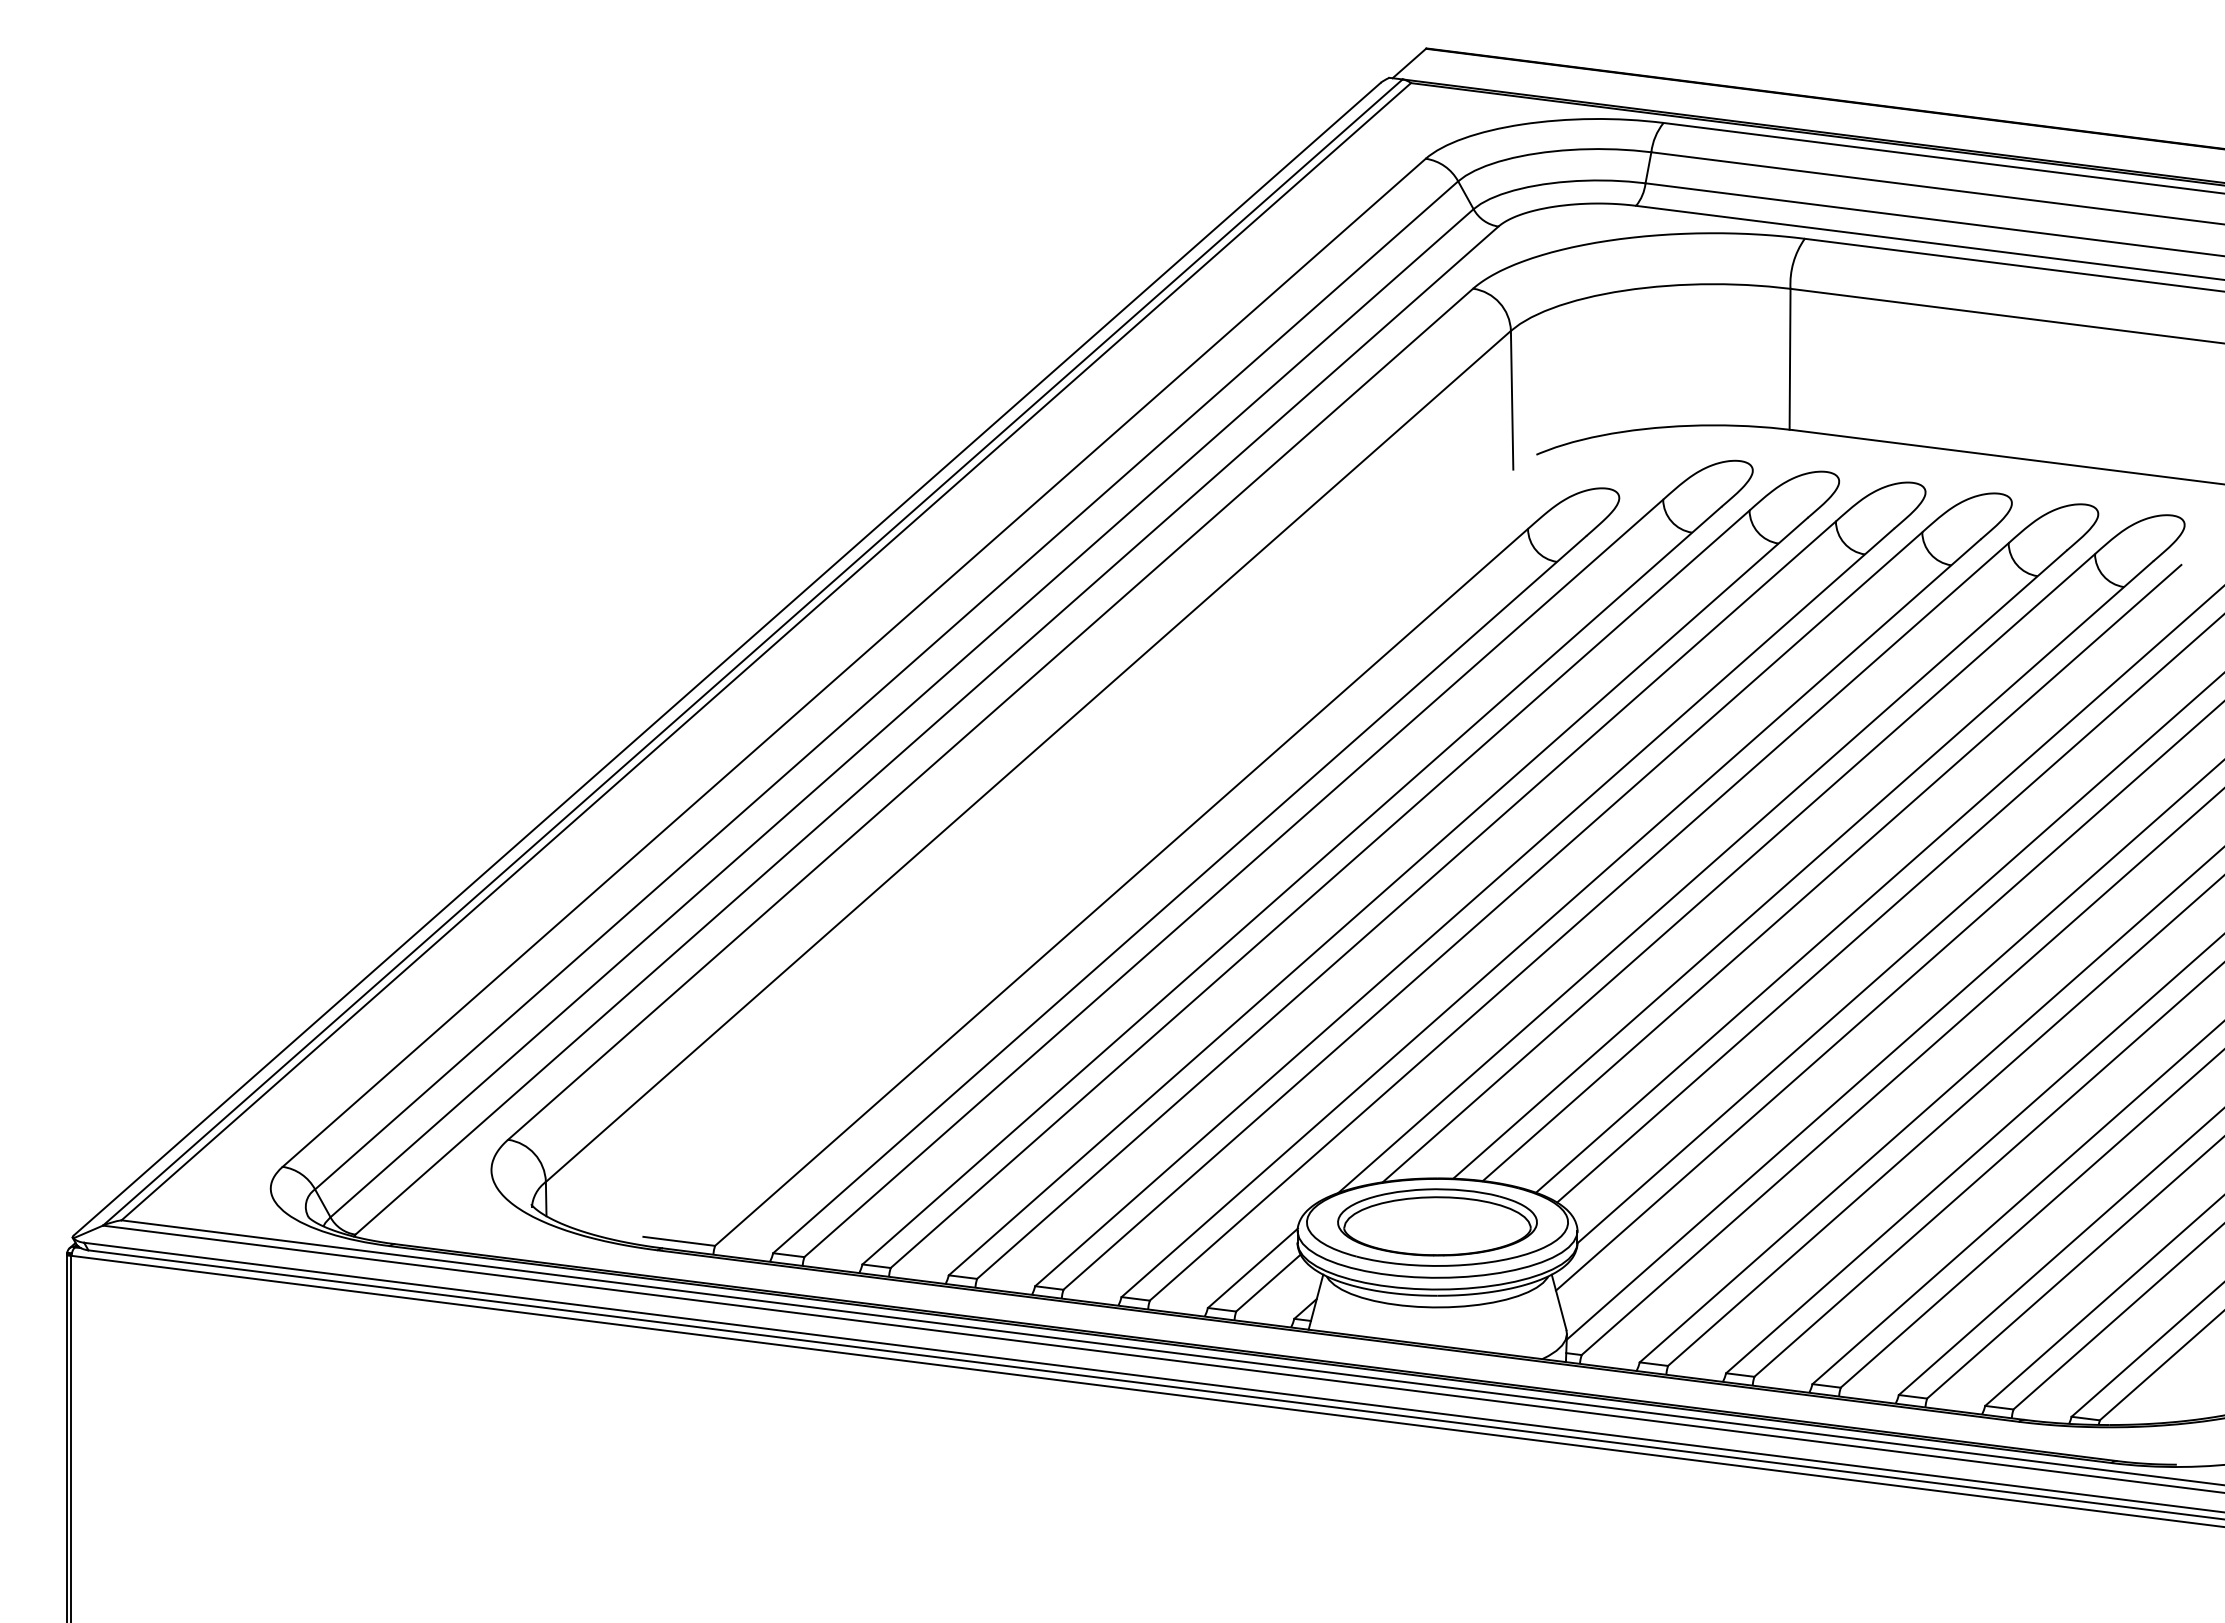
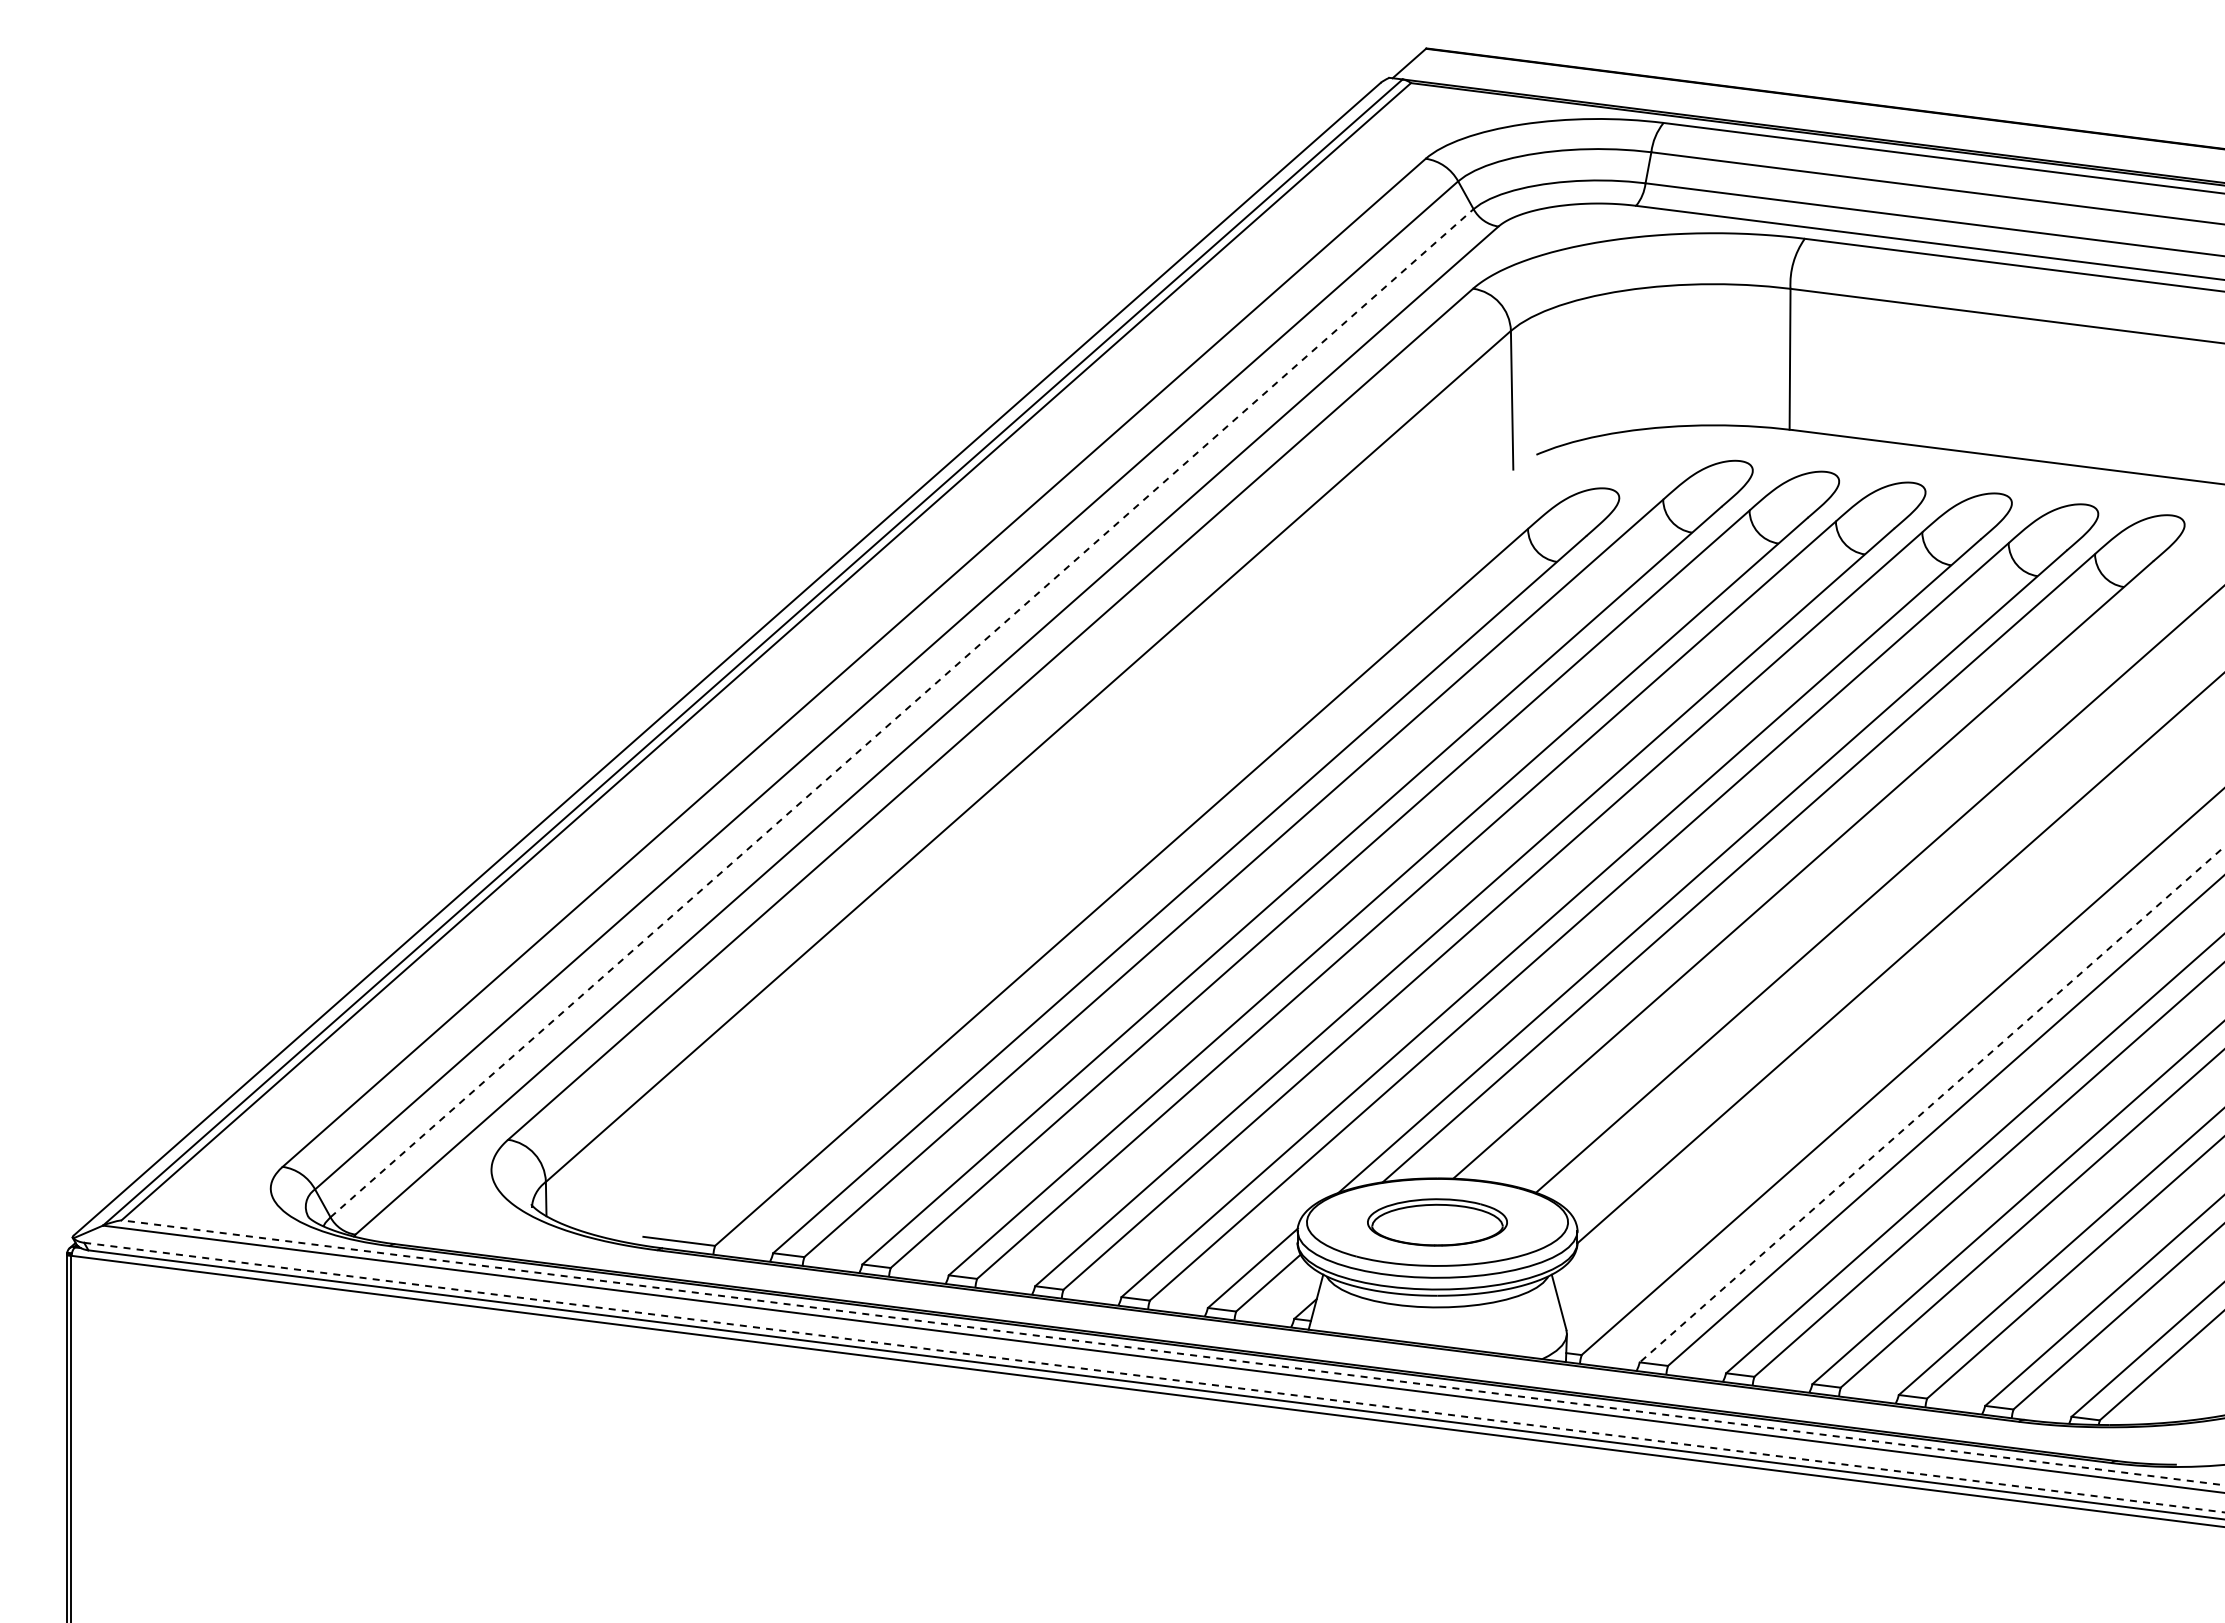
line: solid -> dashed (902, 712)
line: present -> none (1831, 872)
line: present -> none (1889, 909)
line: present -> none (1888, 996)
line: present -> none (1893, 1050)
line: solid -> dashed (1932, 1104)
part size: 201x69 px -> 141x49 px (1437, 1222)
line: solid -> dashed (1172, 1352)
line: solid -> dashed (1154, 1377)
